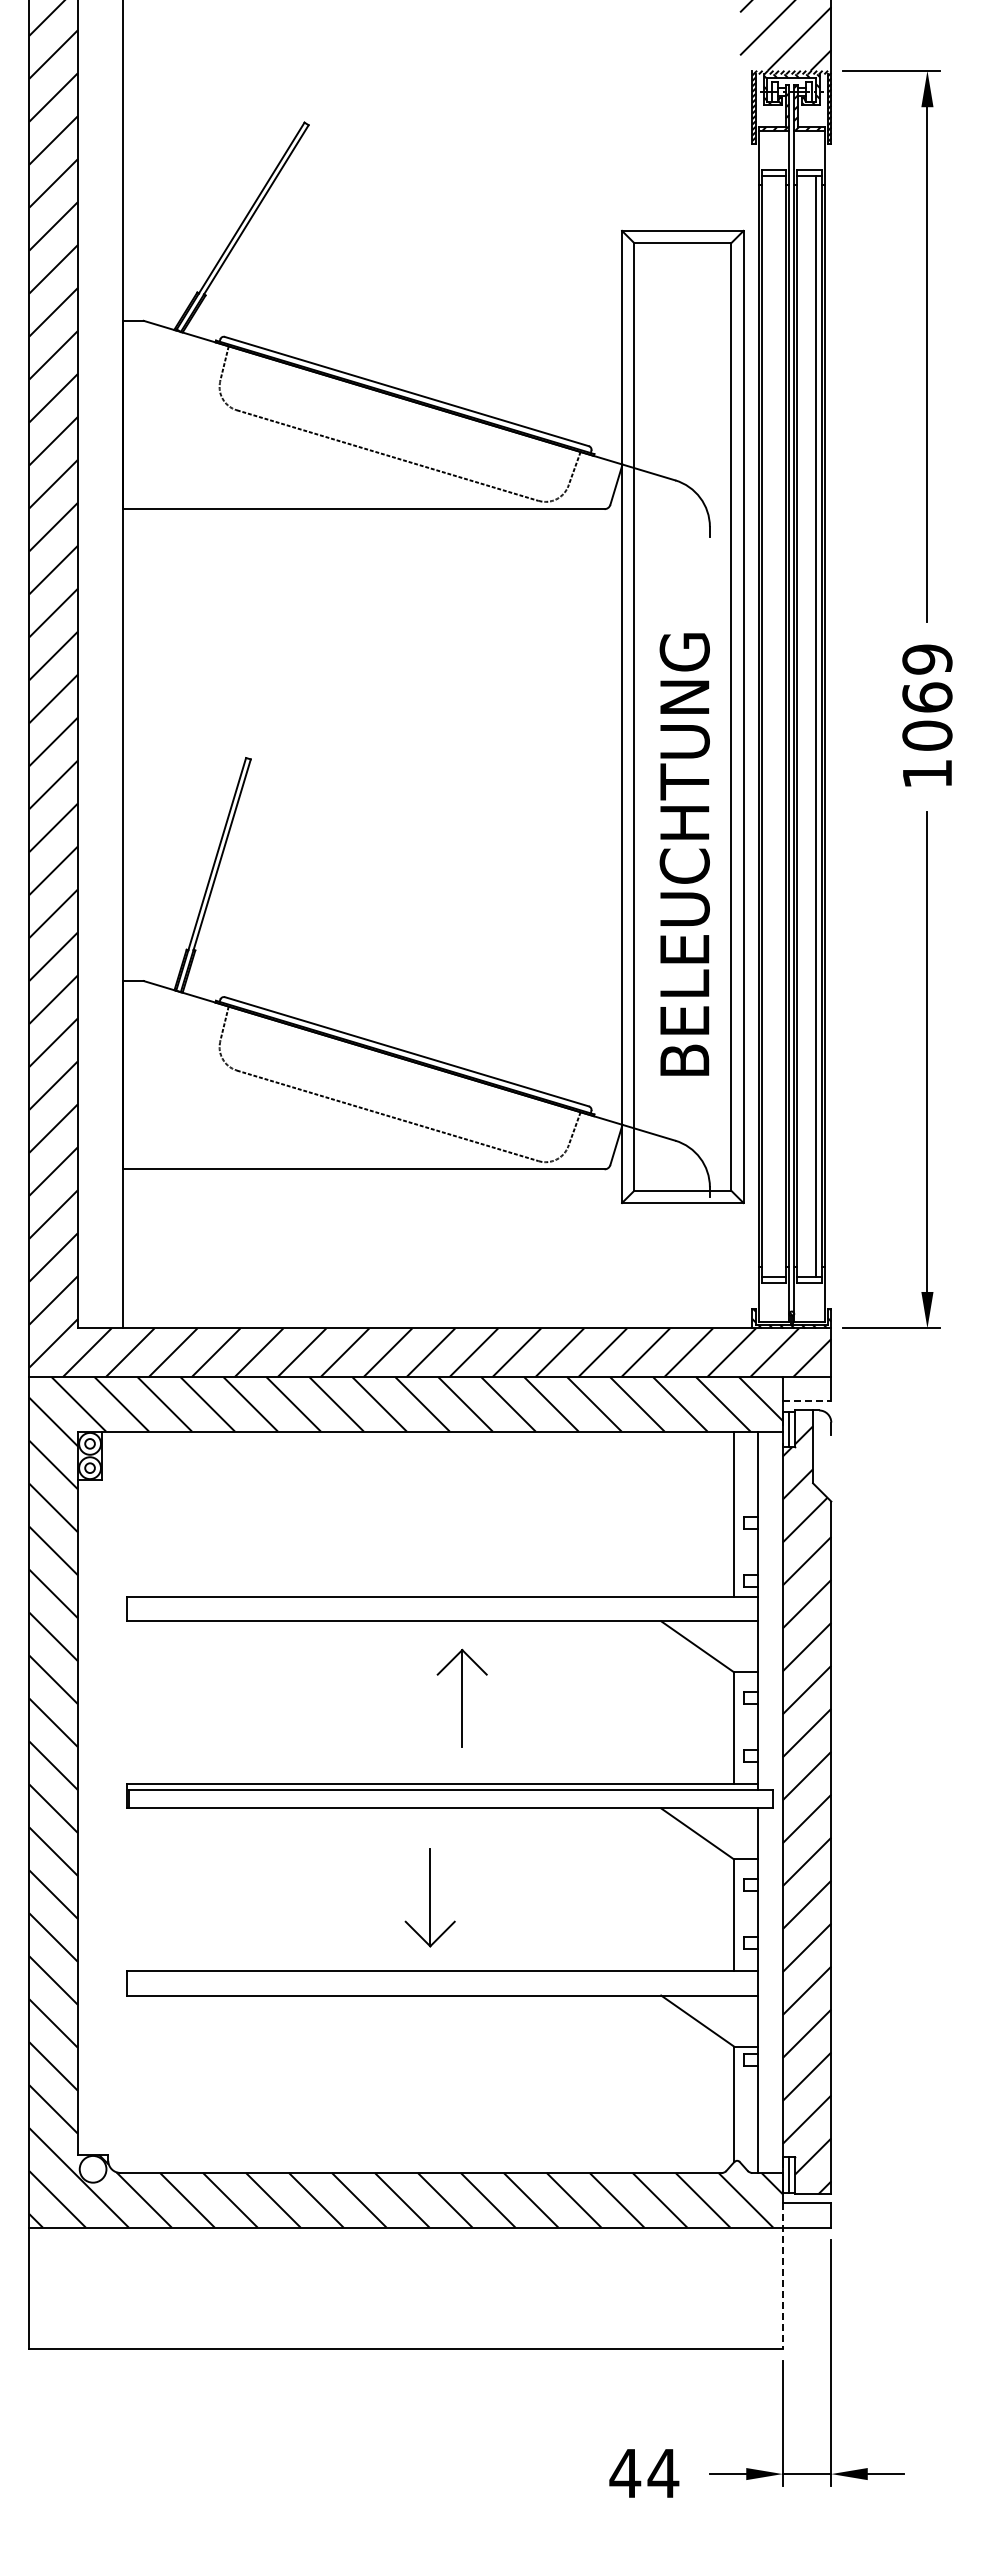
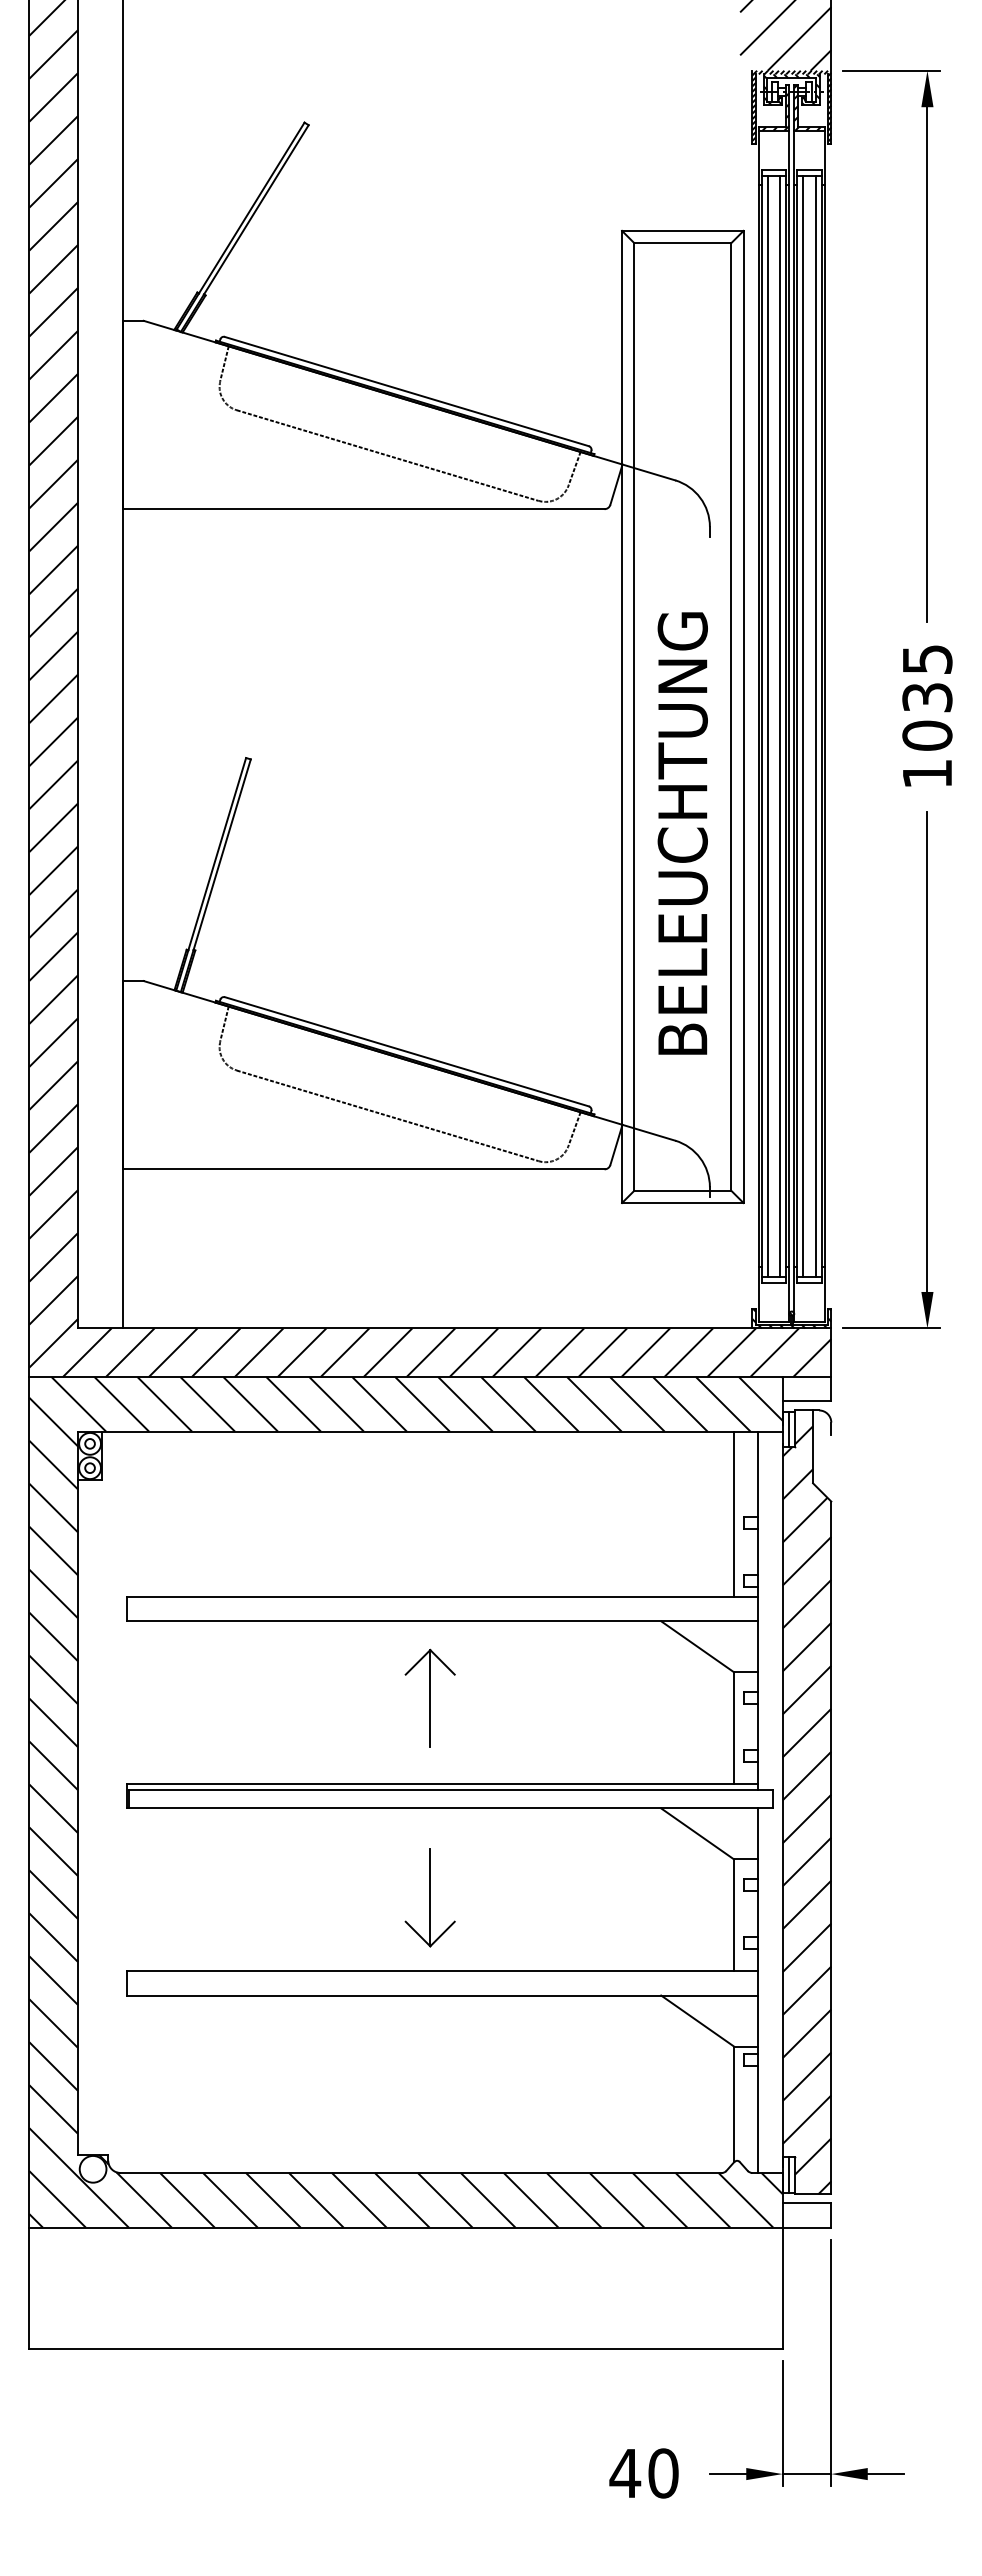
text: 1069 -> 1035 (927, 678)
line: none -> present (768, 725)
line: none -> present (780, 725)
line: none -> present (803, 725)
text position: (684, 854) -> (682, 833) (682, 833)
line: dashed -> solid (807, 1401)
part position: (461, 1697) -> (429, 1697) (429, 1697)
line: dashed -> solid (782, 2276)
text: 44 -> 40 (663, 2473)
